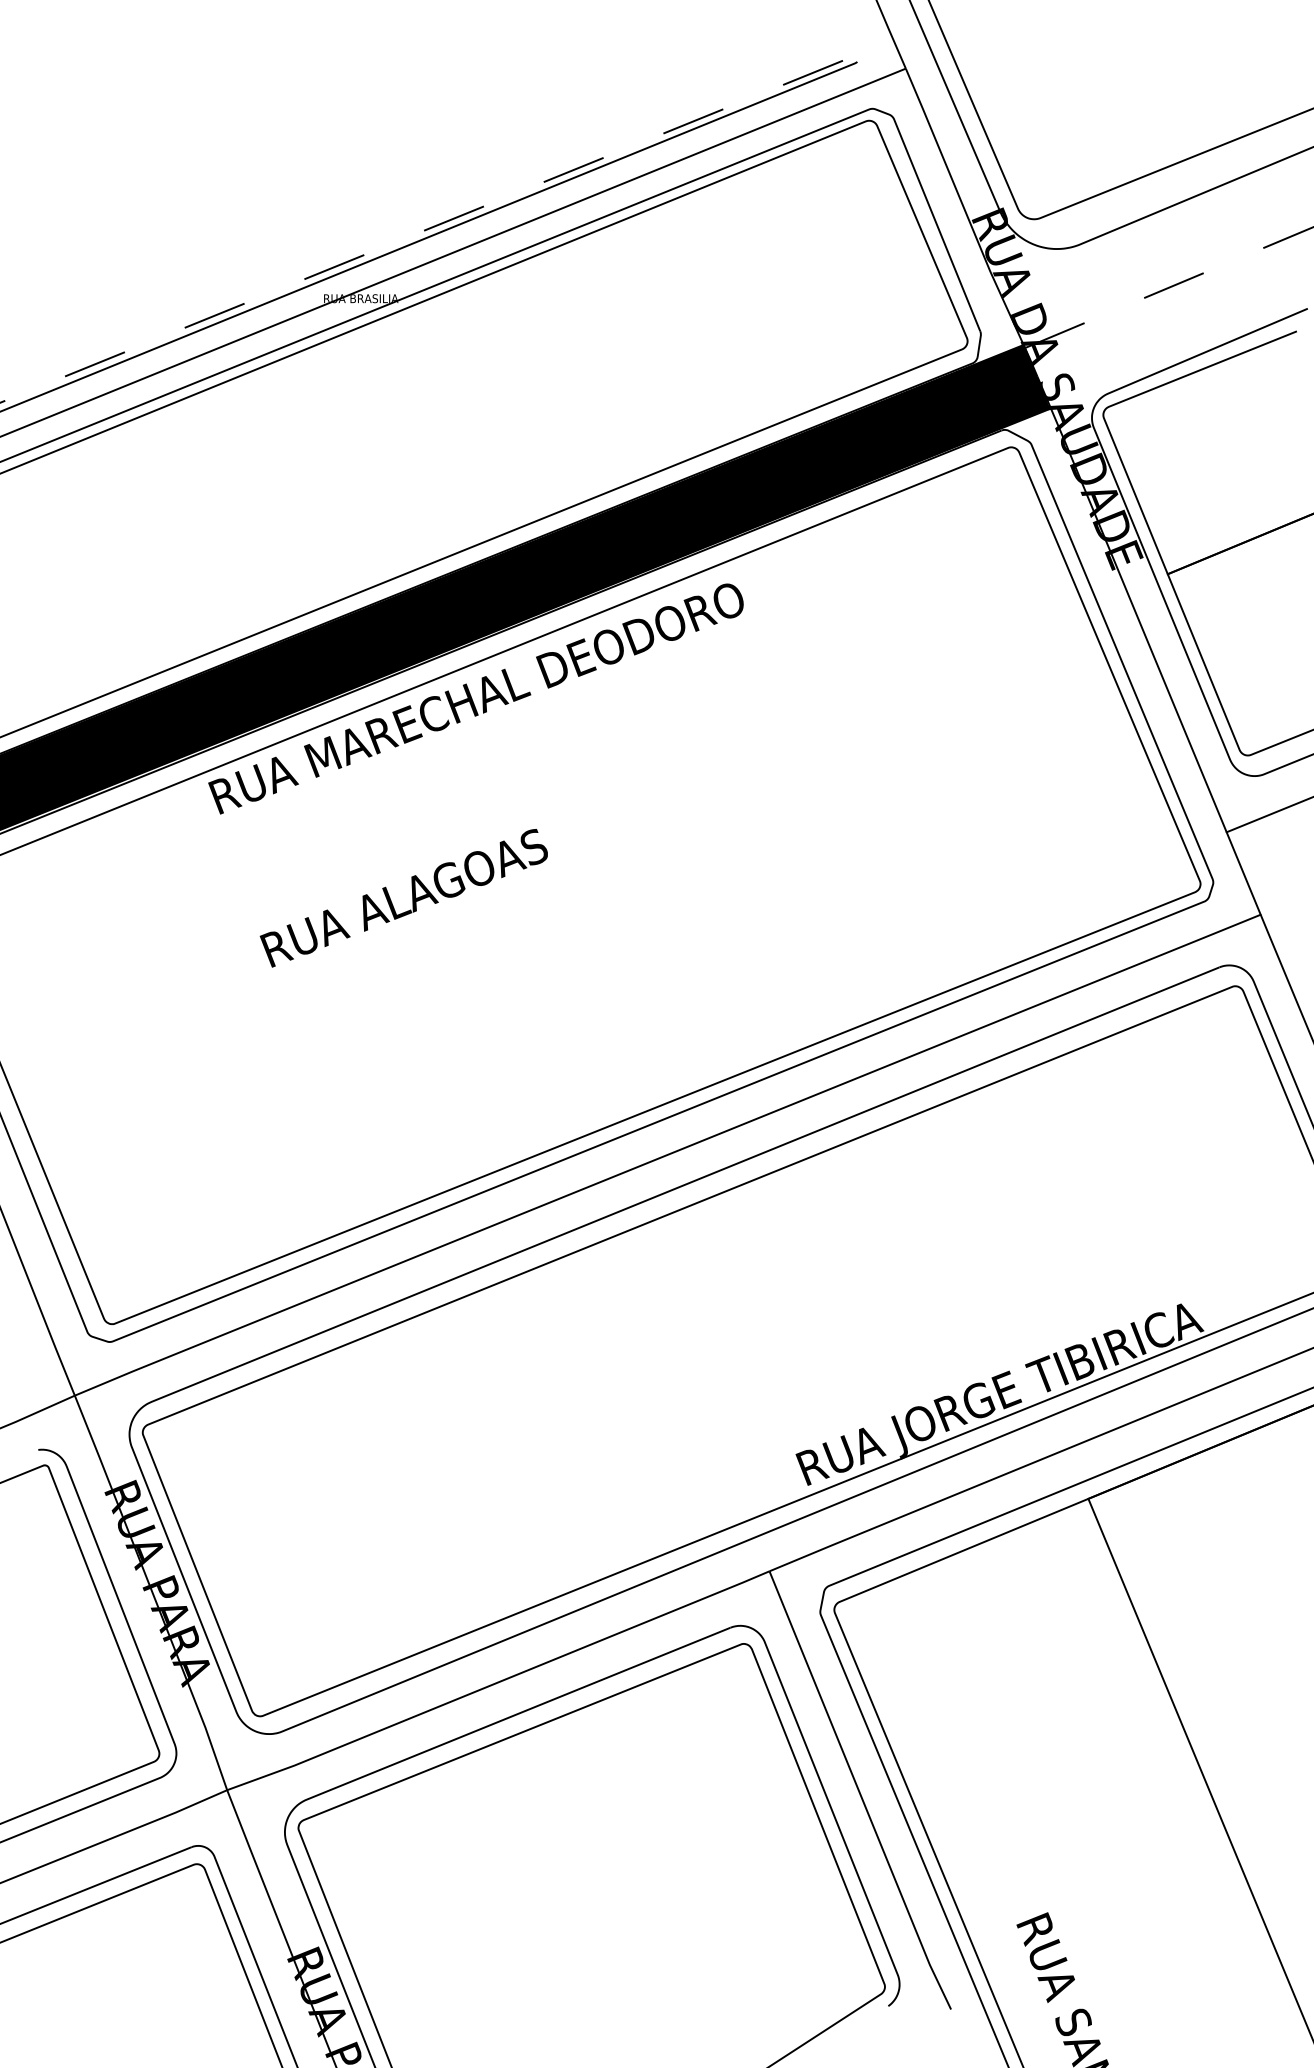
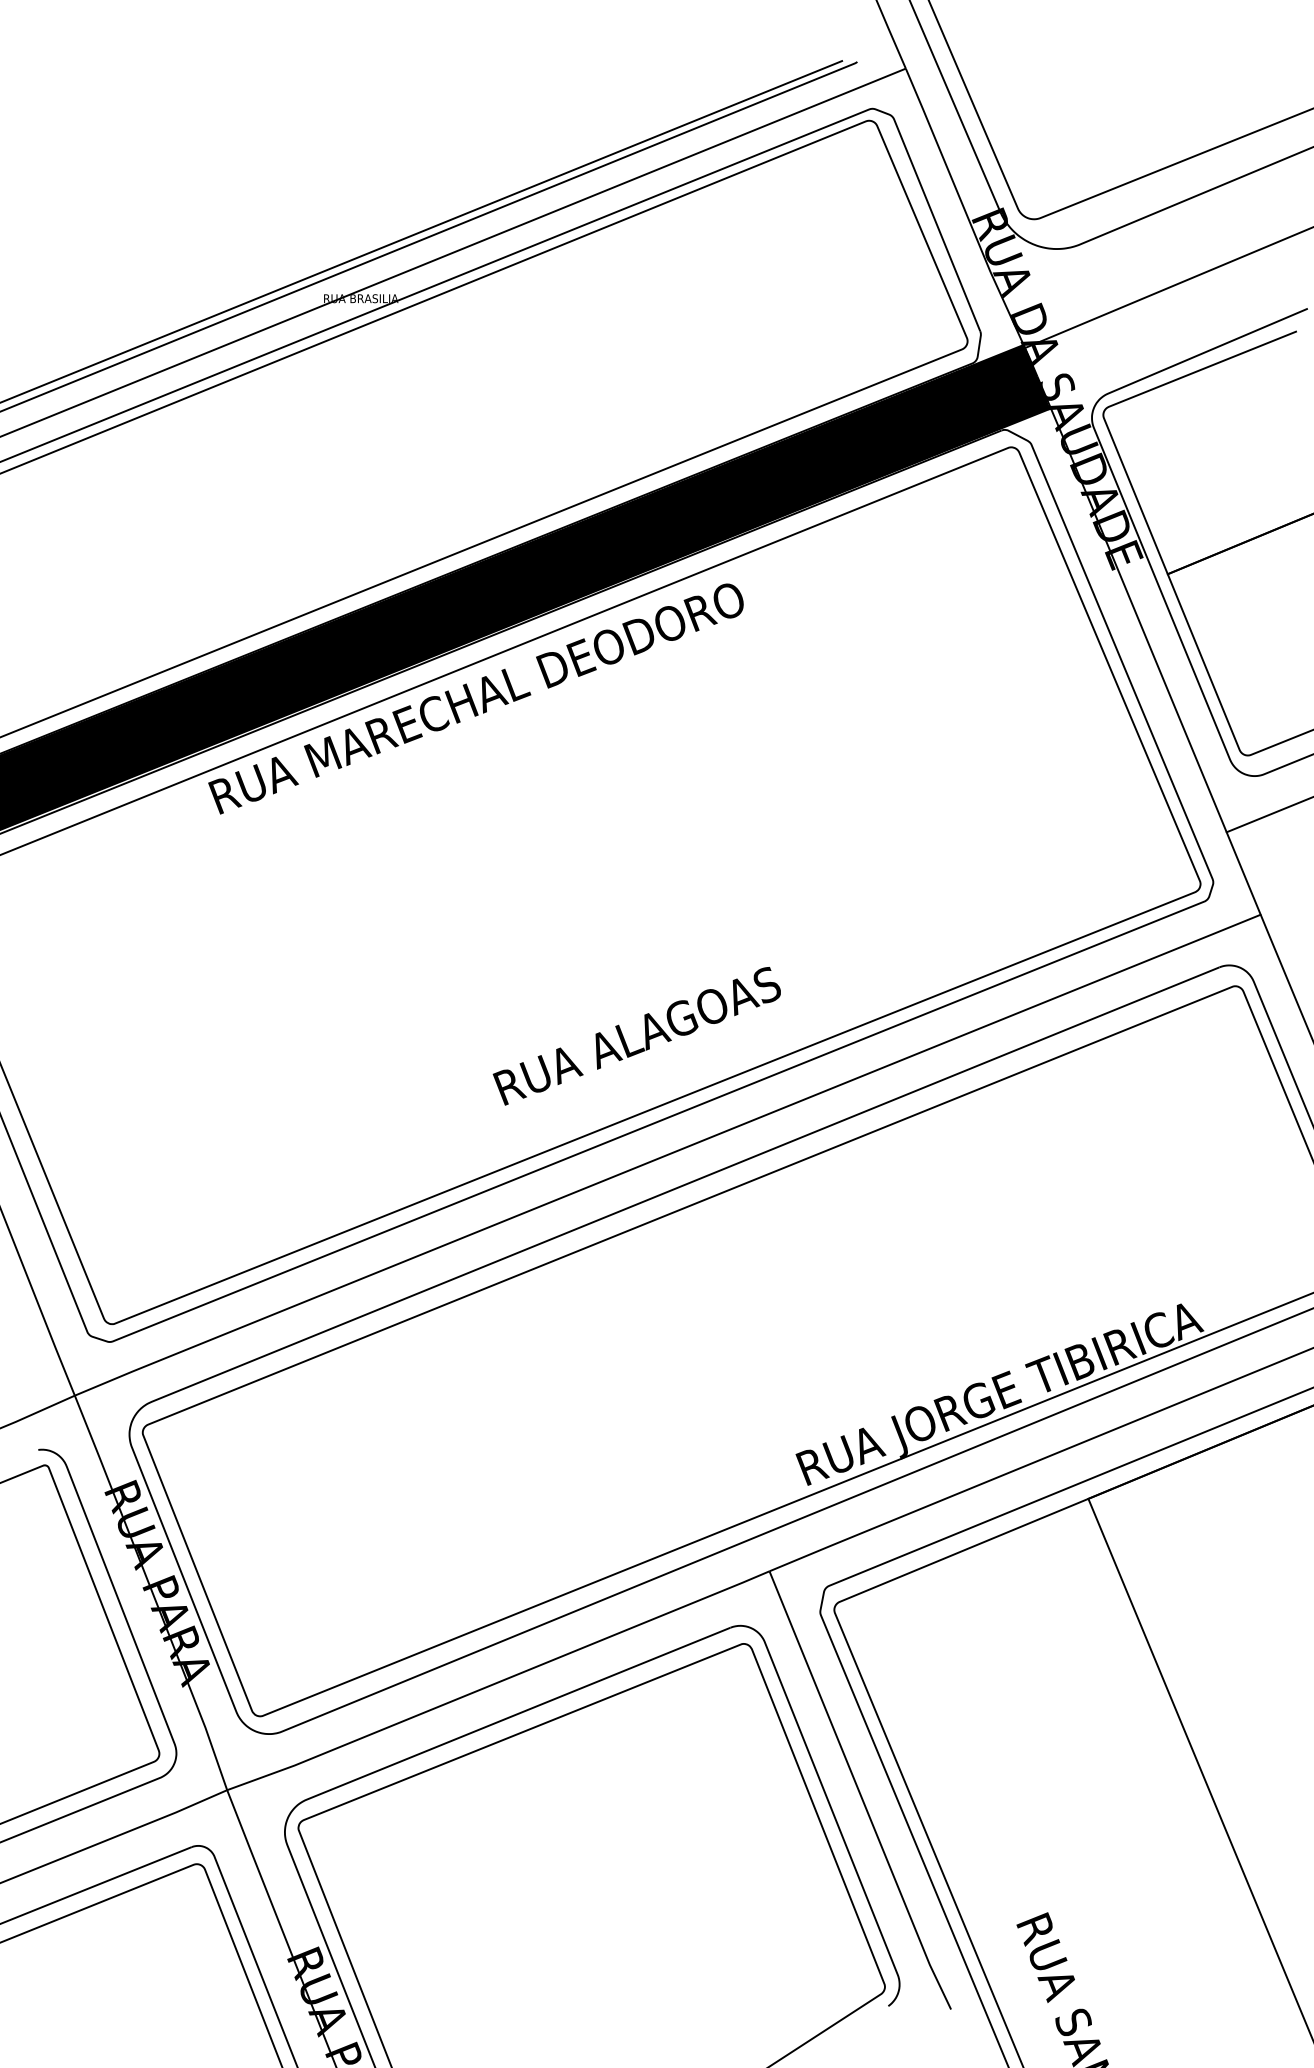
line: dashed -> solid (421, 231)
line: dashed -> solid (1168, 287)
text position: (403, 898) -> (636, 1036) (636, 1036)
